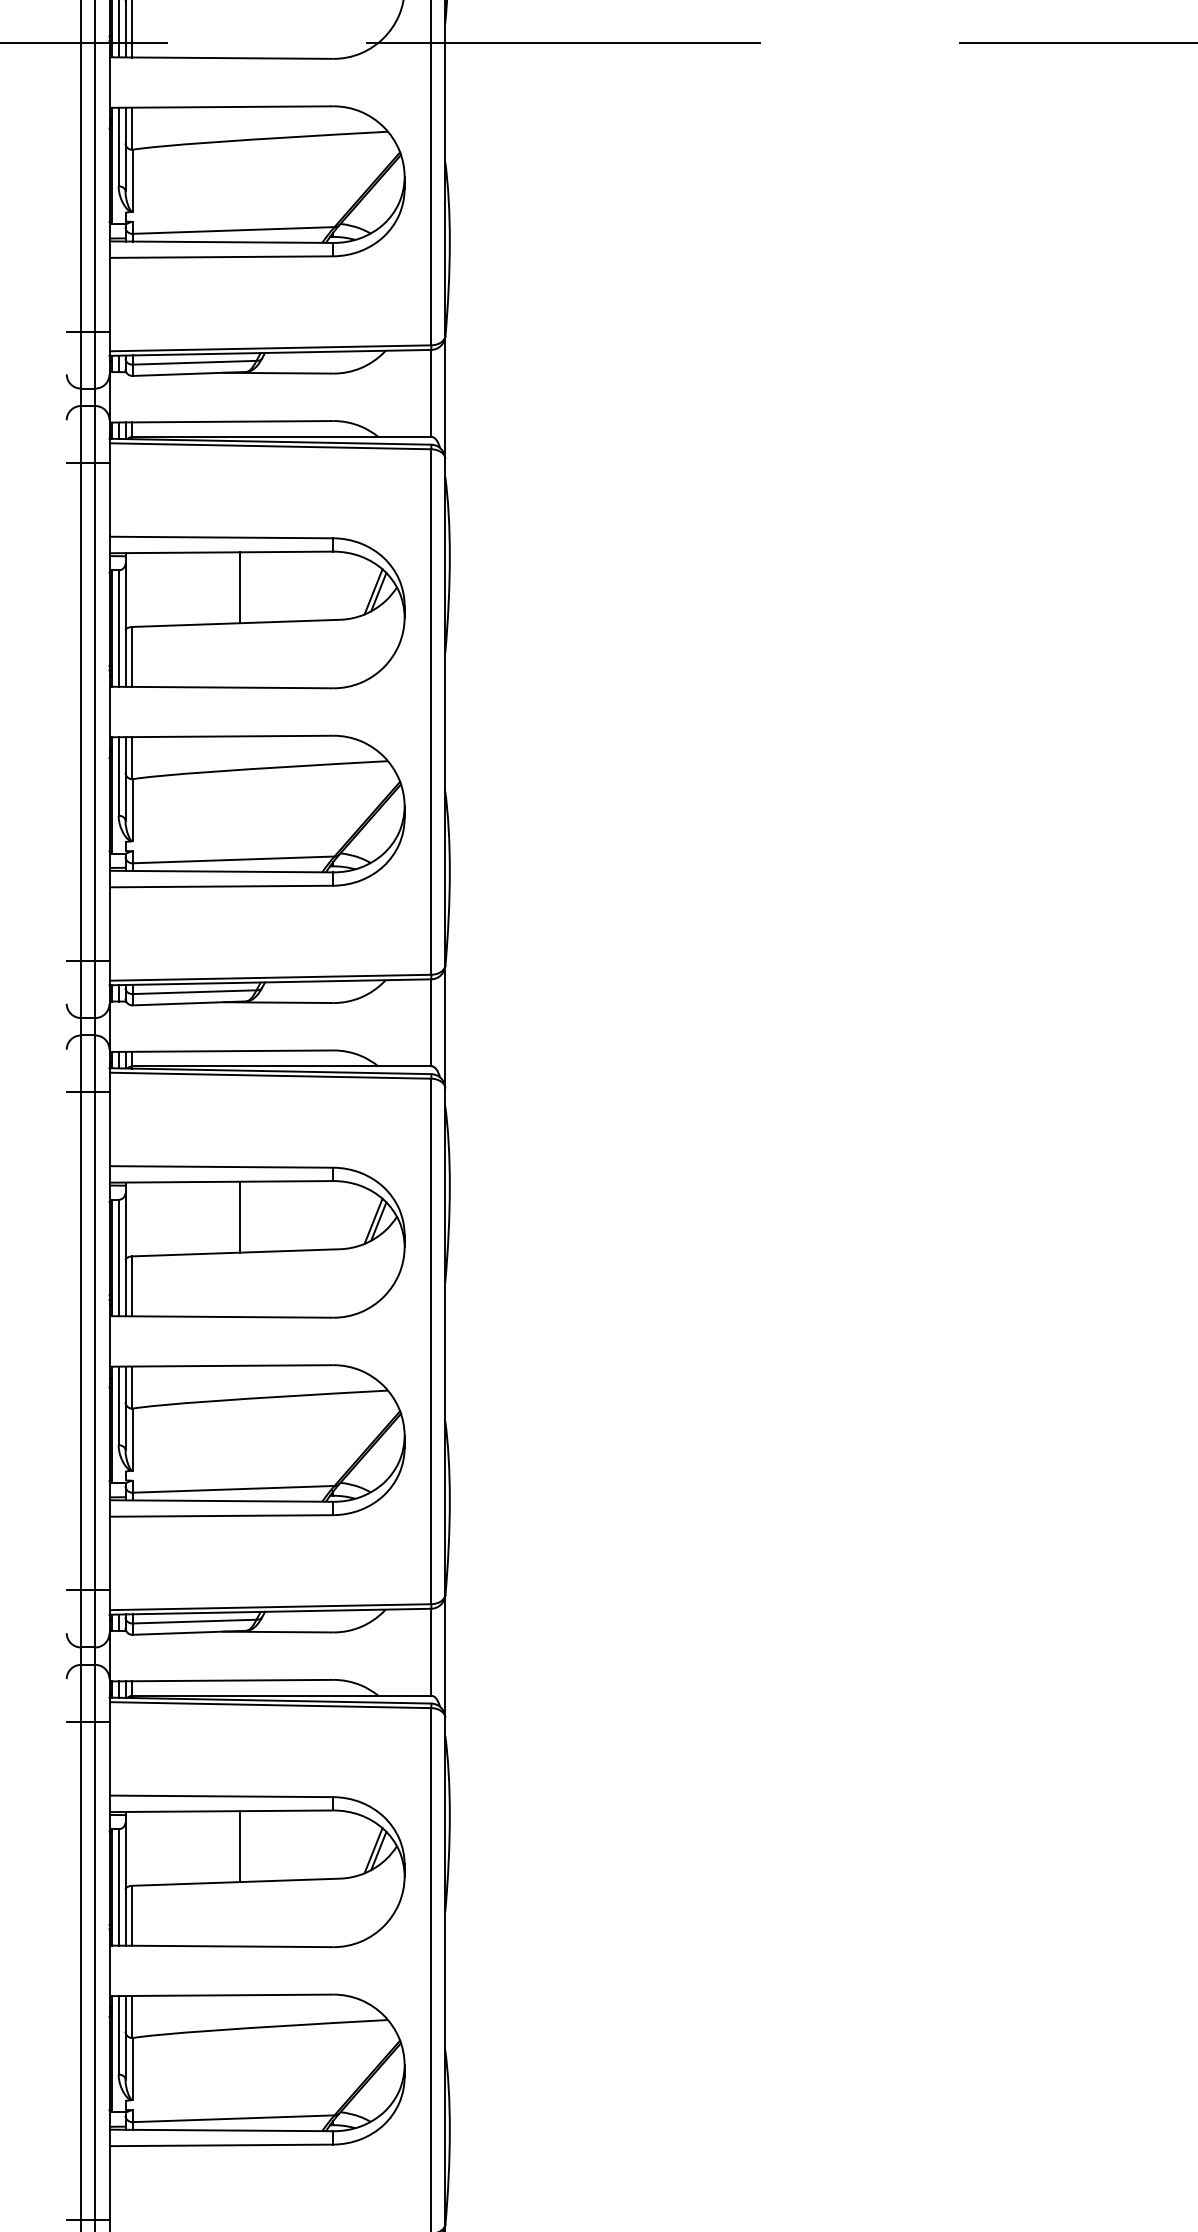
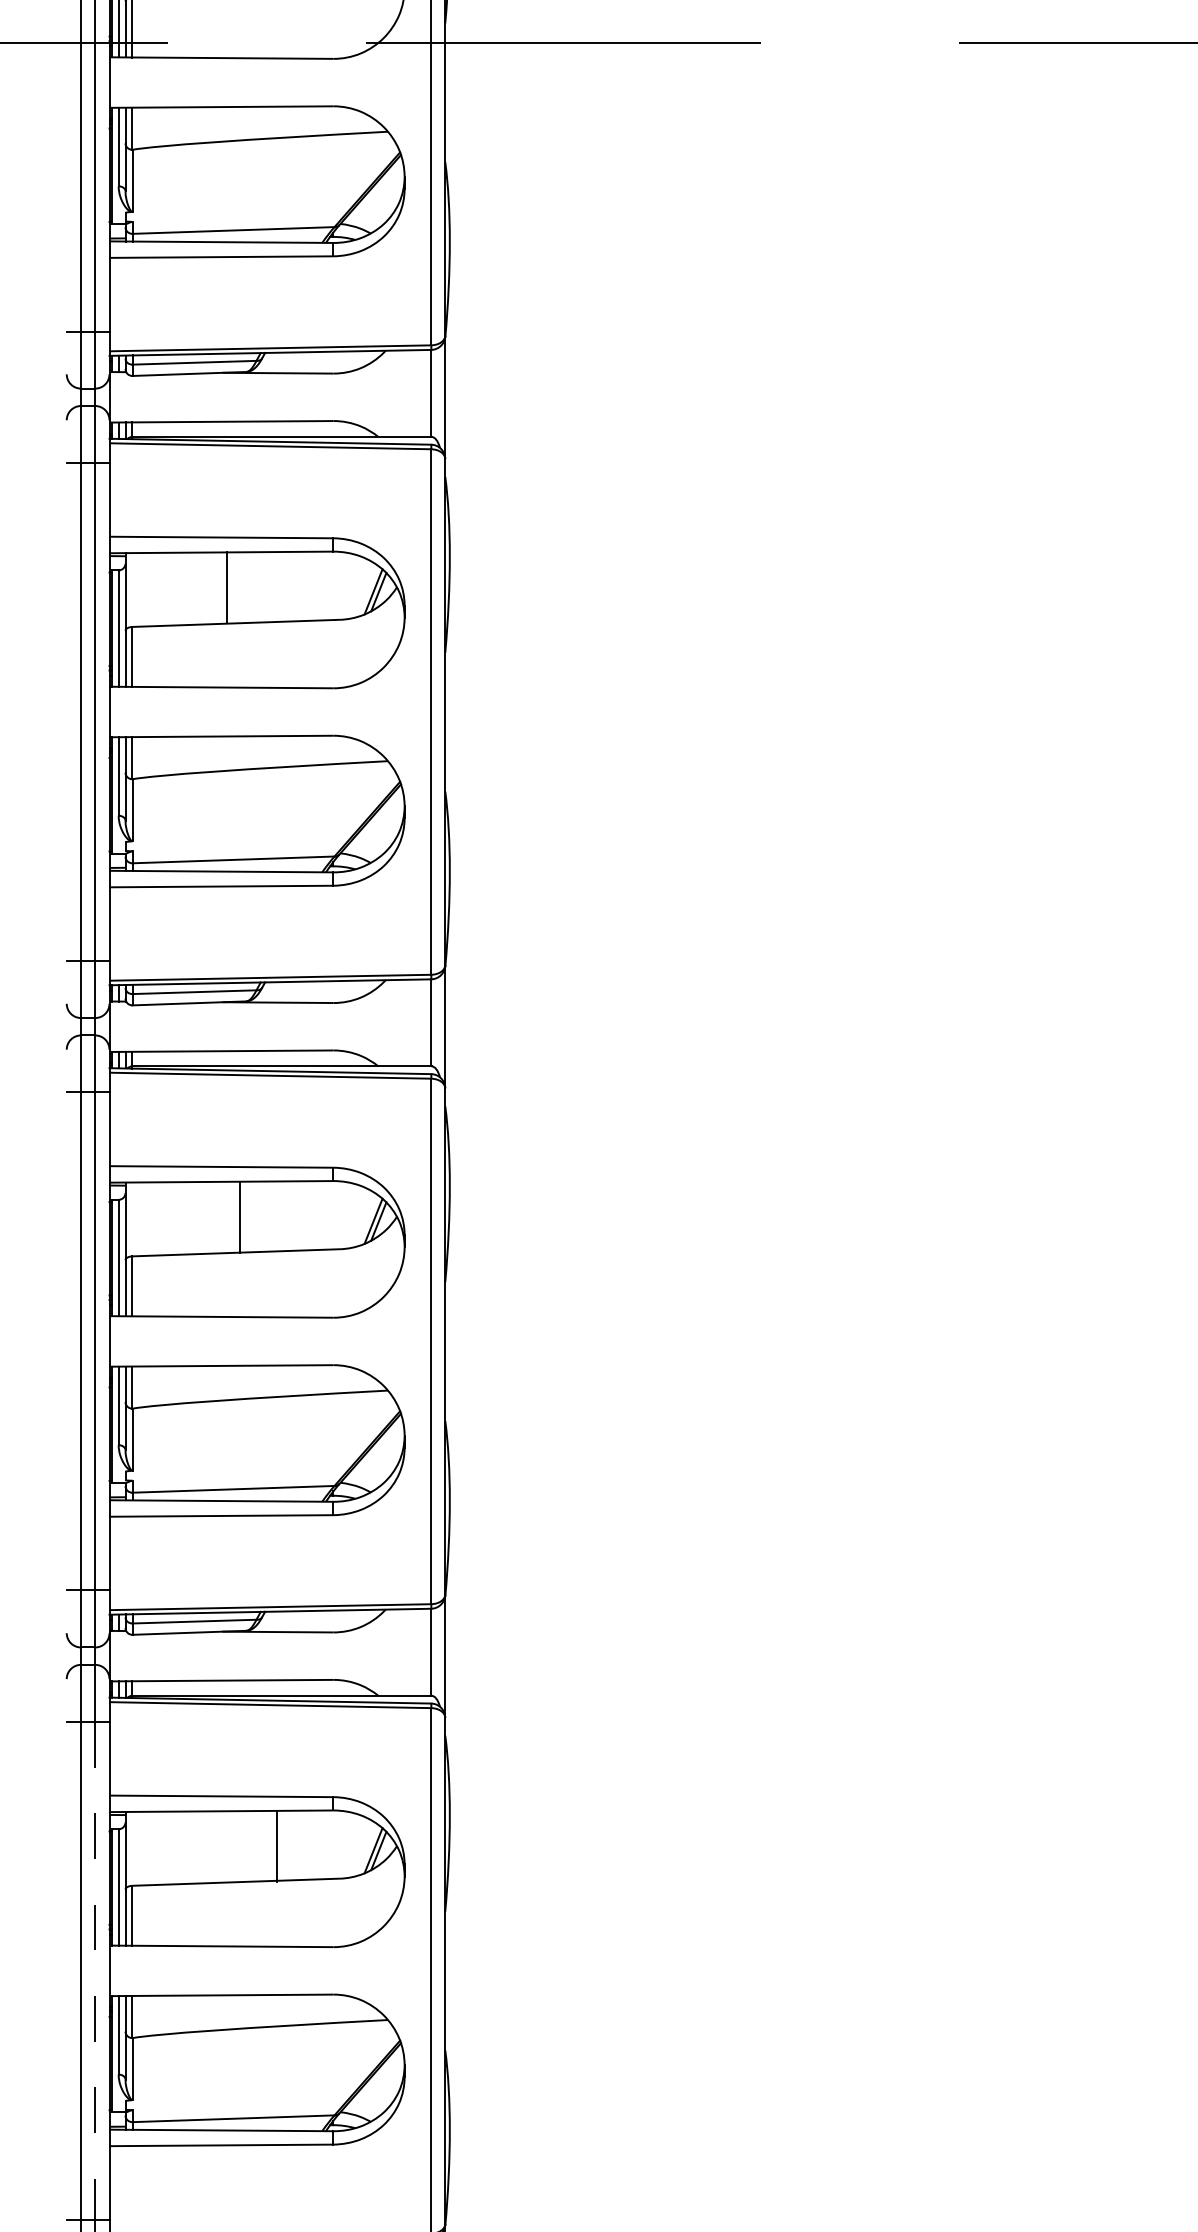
line position: (239, 587) -> (226, 587) (226, 587)
line position: (239, 1846) -> (276, 1846) (276, 1846)
line: solid -> dashed (95, 1970)
